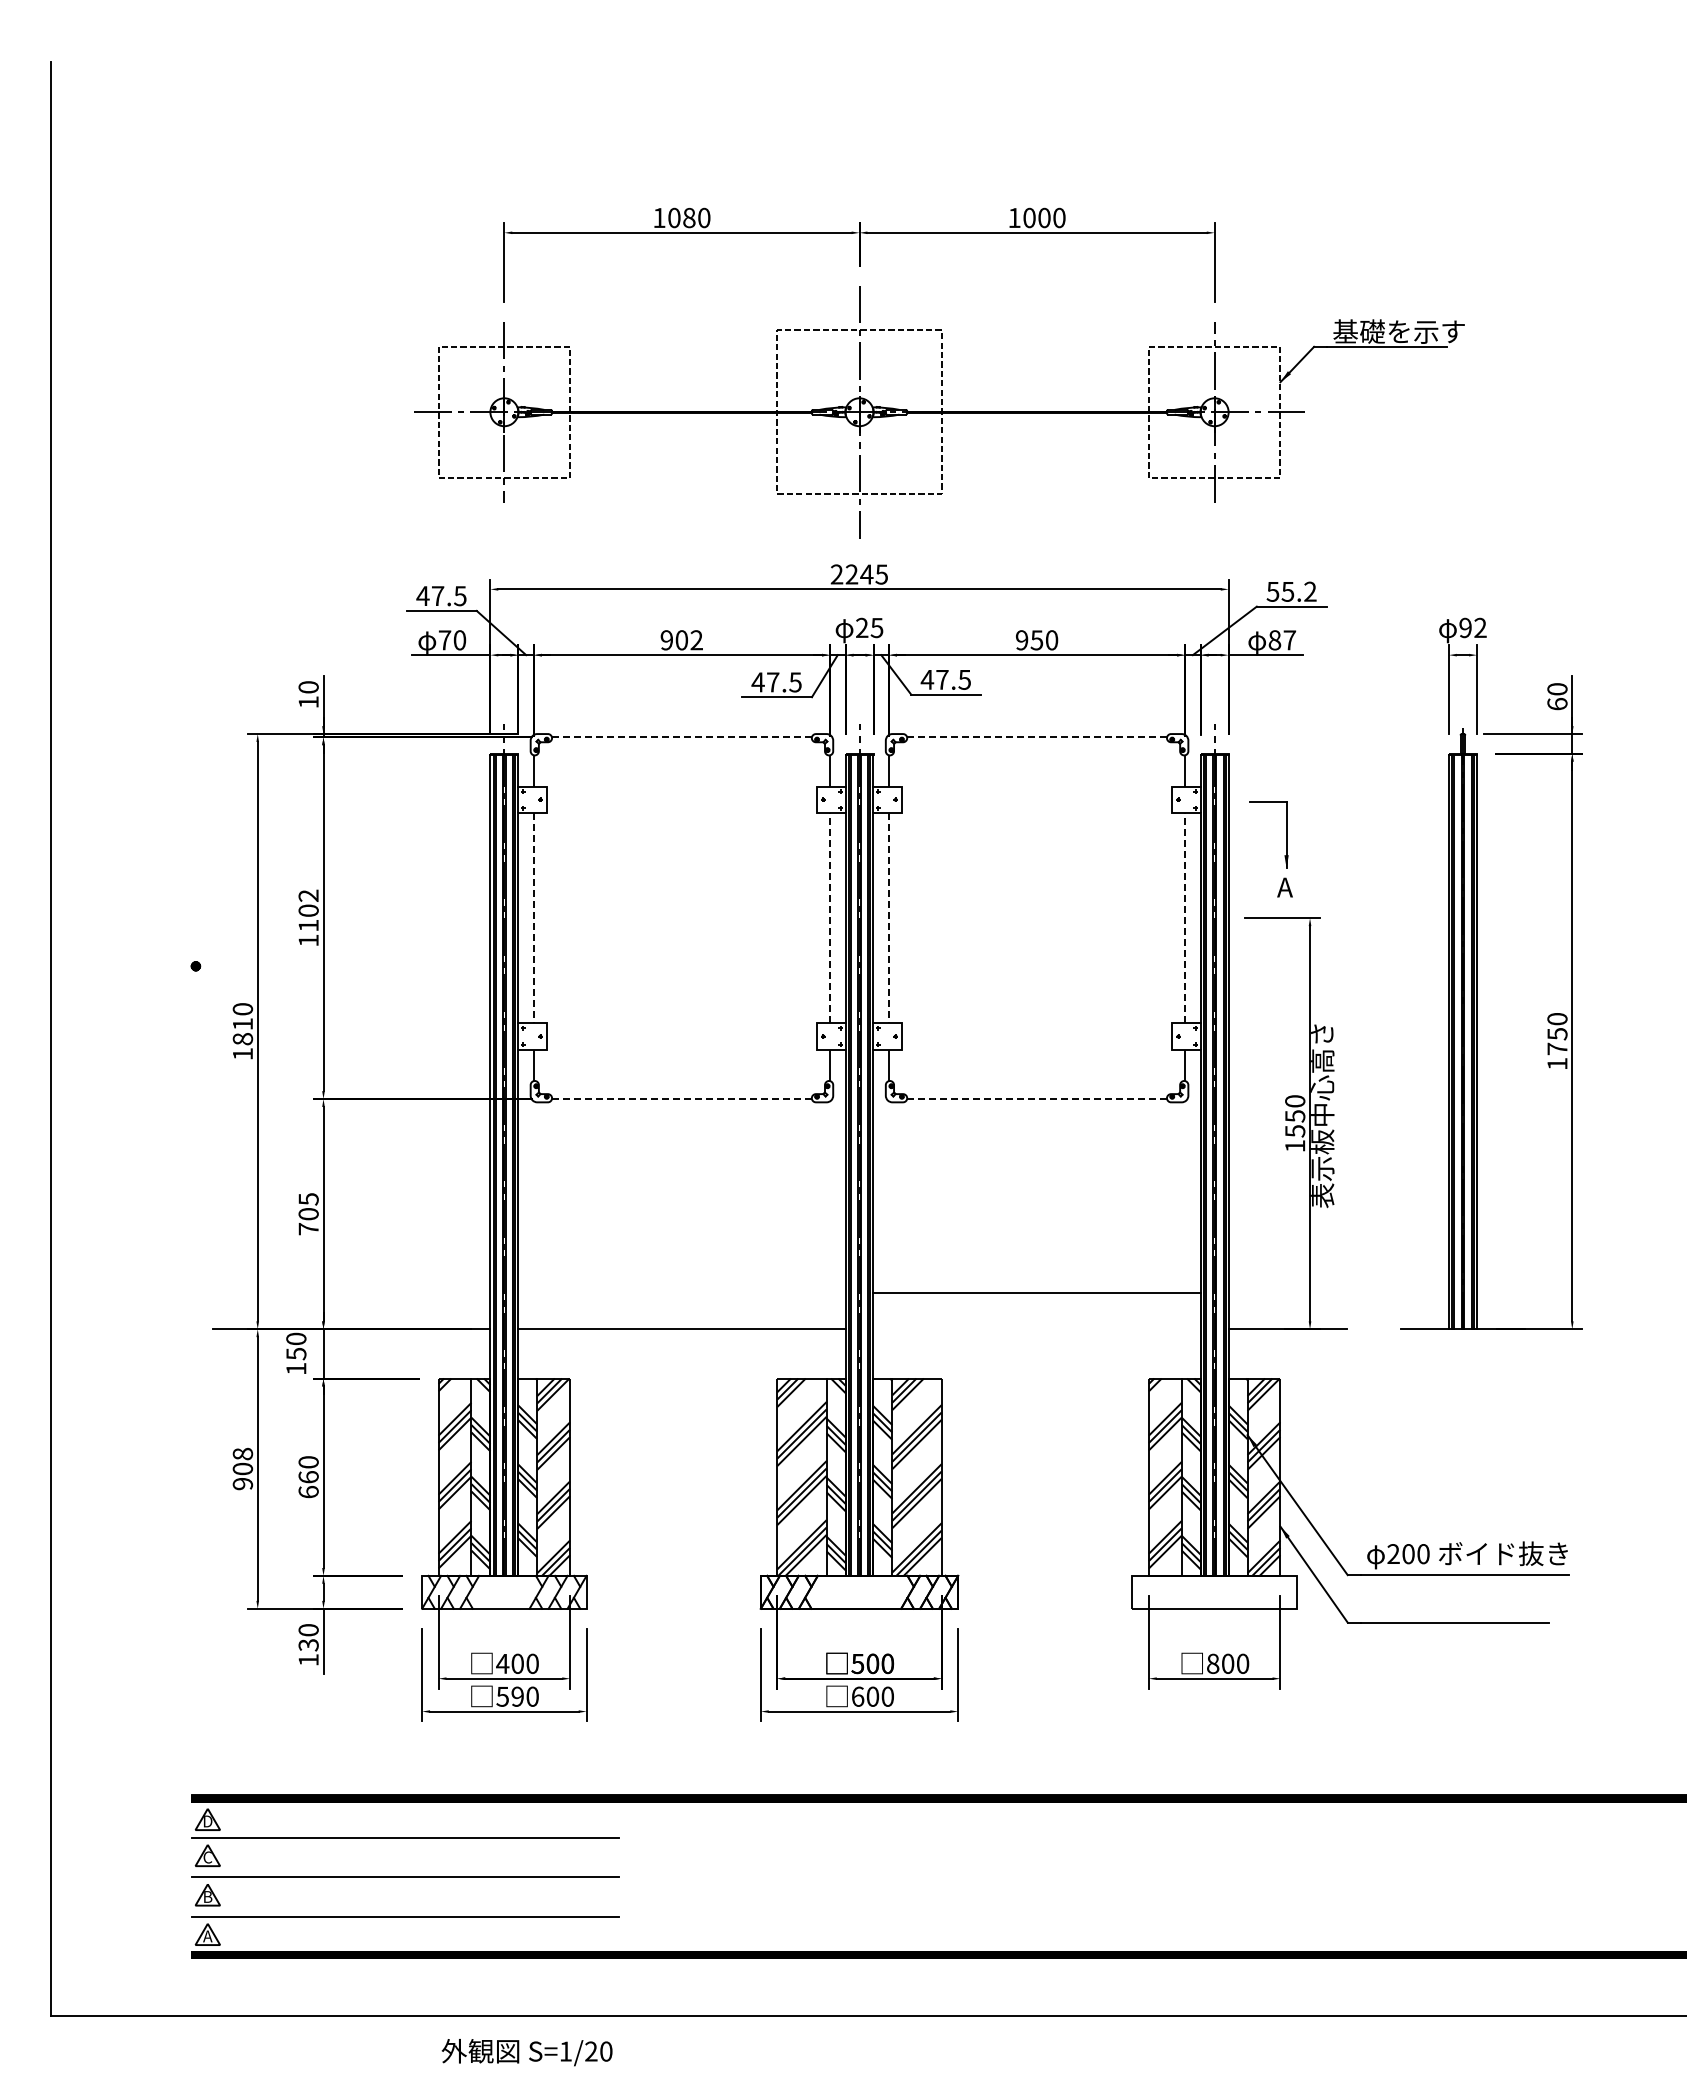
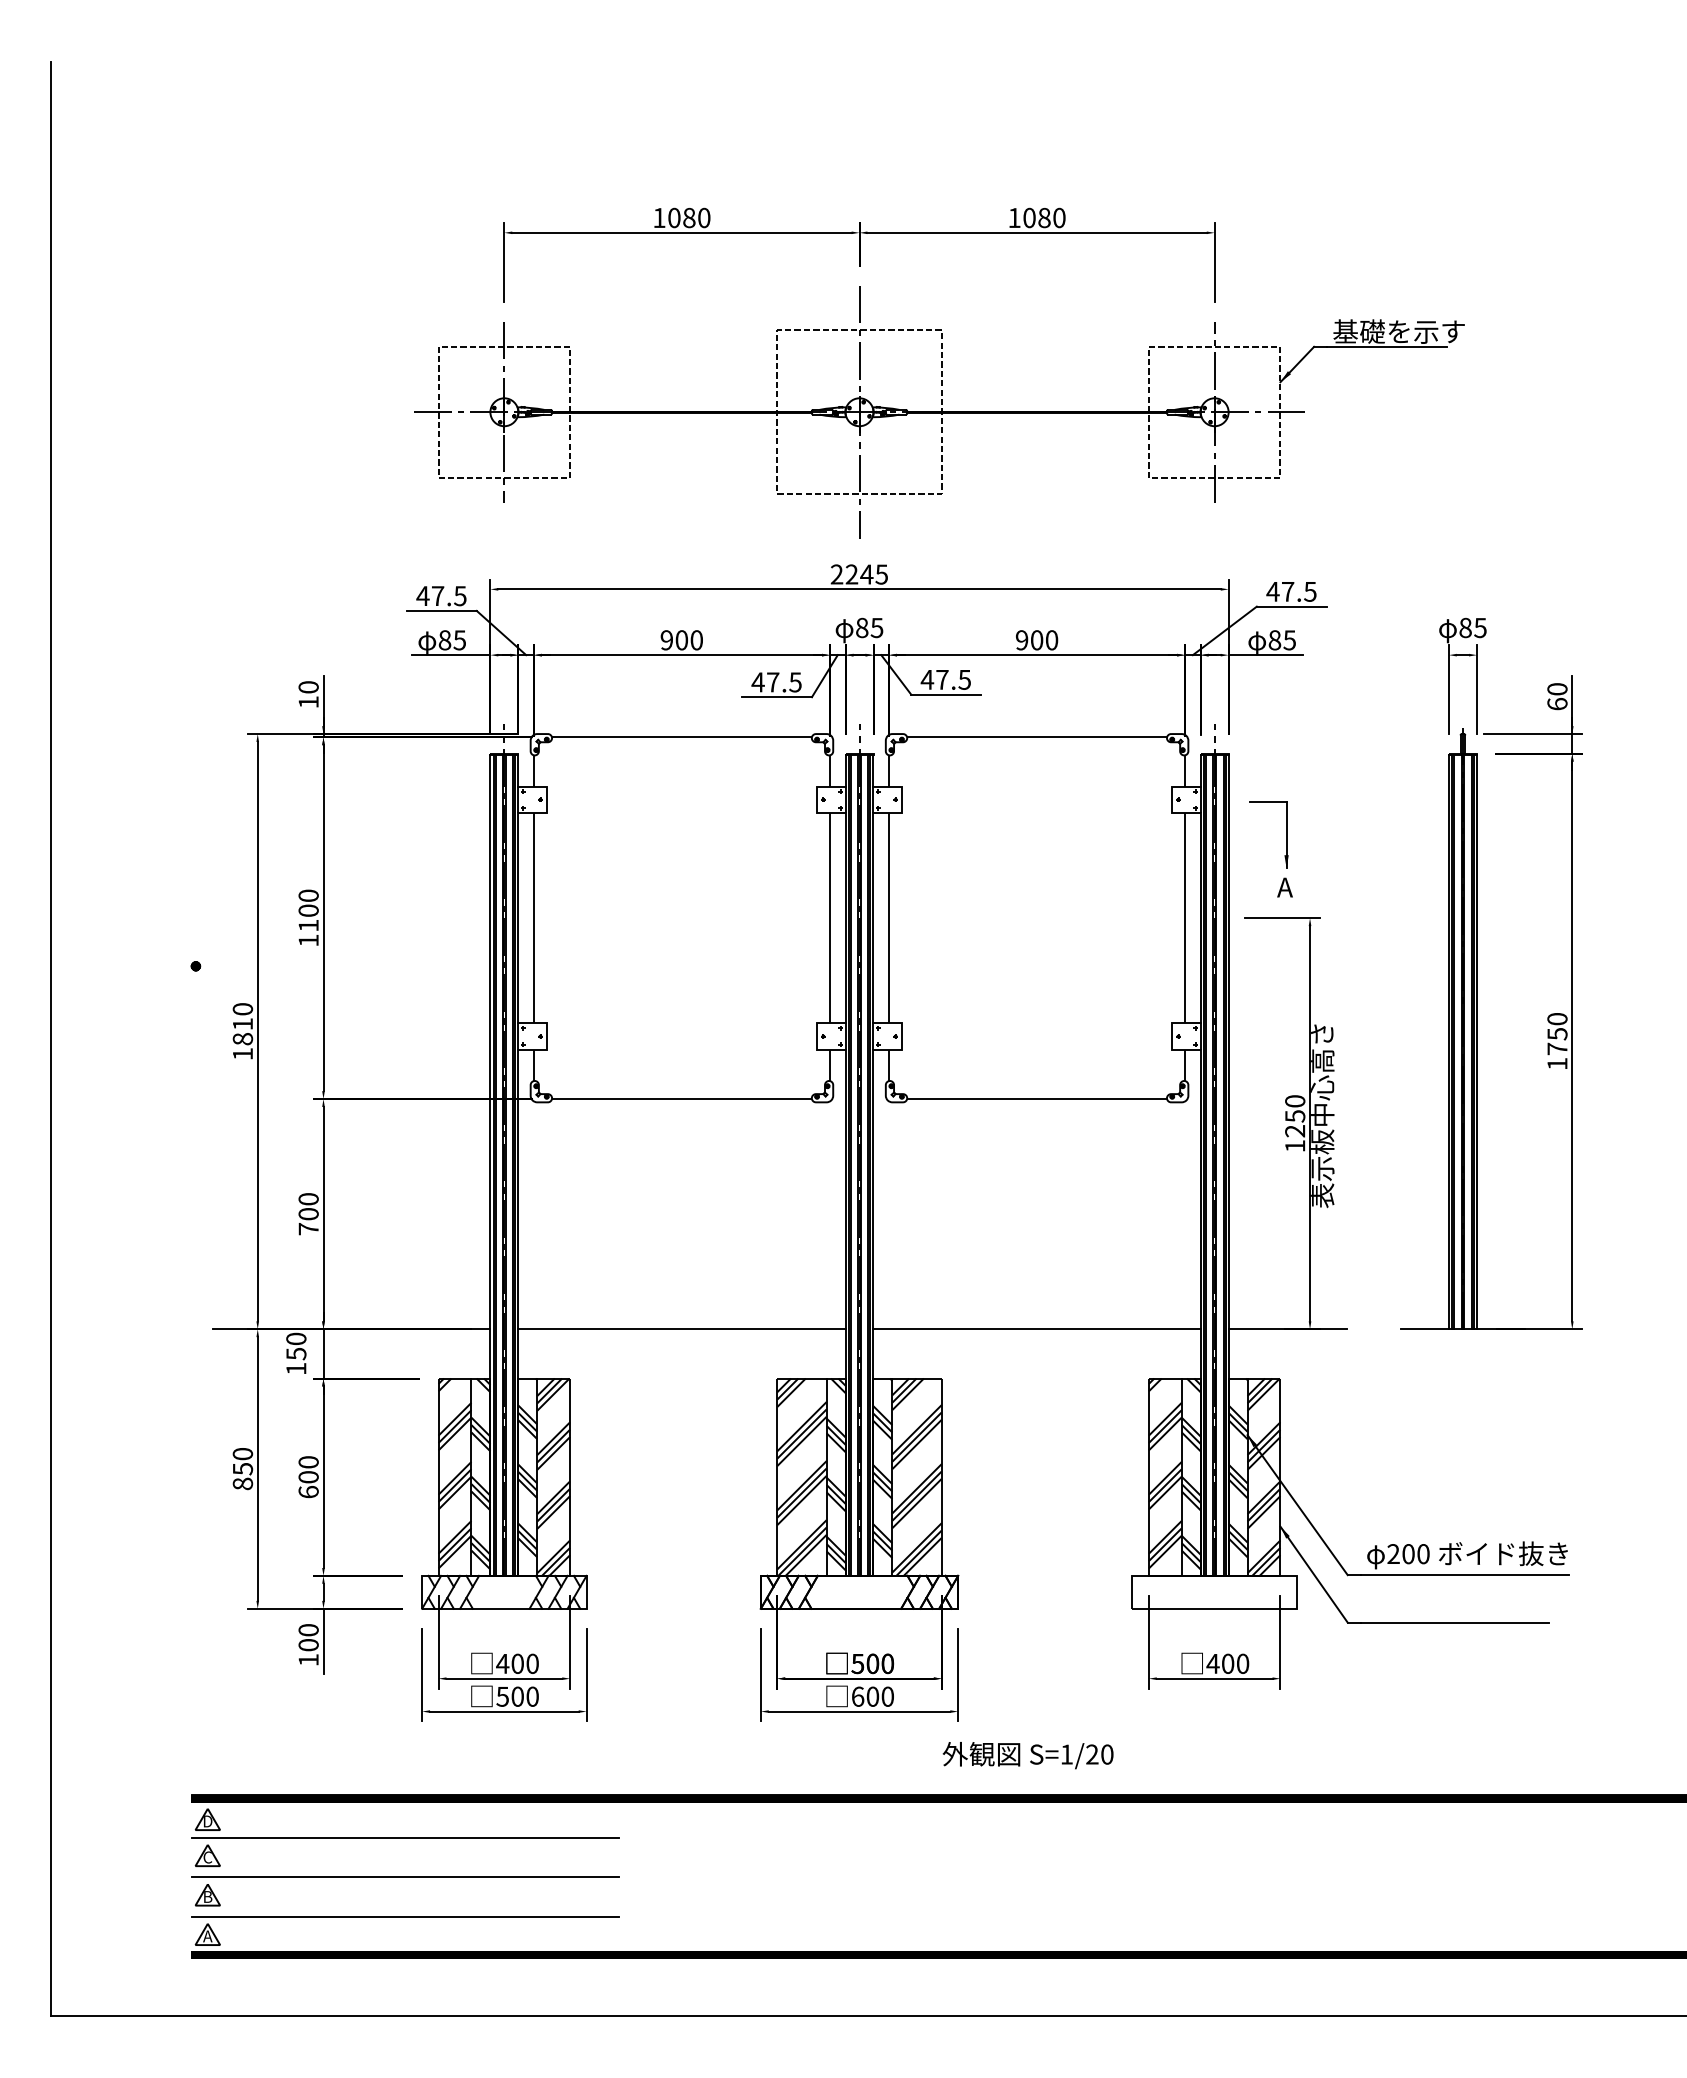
text: 1000 -> 1080 (1044, 217)
text: 55.2 -> 47.5 (1291, 591)
text: 25 -> 85 (862, 627)
text: 92 -> 85 (1472, 627)
text: 70 -> 85 (452, 640)
text: 902 -> 900 (696, 640)
text: 950 -> 900 (1036, 640)
text: 87 -> 85 (1289, 640)
line: dashed -> solid (681, 737)
line: dashed -> solid (1037, 737)
text: 1102 -> 1100 (308, 895)
line: dashed -> solid (829, 917)
line: dashed -> solid (1185, 917)
line: dashed -> solid (533, 918)
line: dashed -> solid (889, 918)
line: dashed -> solid (681, 1099)
line: dashed -> solid (1037, 1099)
text: 1550 -> 1250 (1295, 1131)
text: 705 -> 700 (308, 1199)
line position: (1036, 1293) -> (1036, 1329) (1036, 1329)
text: 908 -> 850 (242, 1468)
text: 660 -> 600 (308, 1477)
text: 130 -> 100 (308, 1645)
text: 800 -> 400 (1212, 1663)
text: 590 -> 500 (517, 1696)
text position: (526, 2052) -> (1027, 1755) (1027, 1755)
